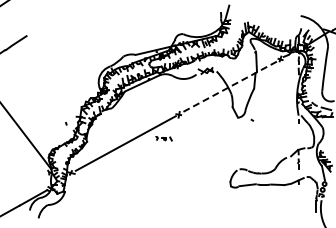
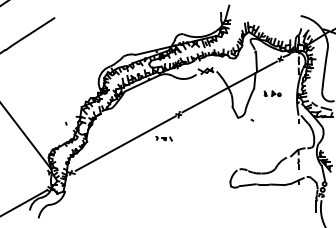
line: none -> present (40, 26)
line: dashed -> solid (229, 86)
part: none -> present (272, 93)
